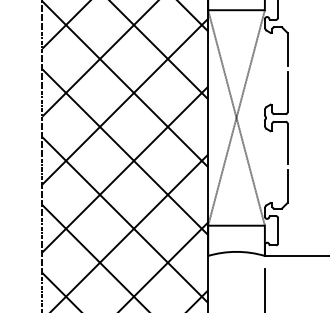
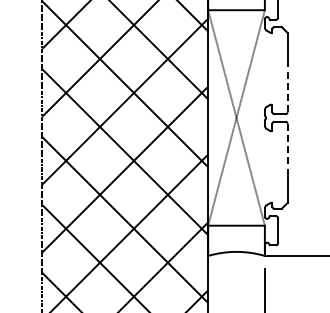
line: solid -> dashed (287, 92)
line: solid -> dashed (287, 144)
